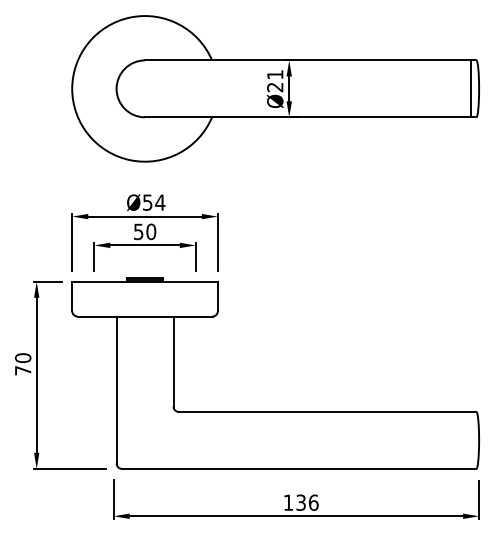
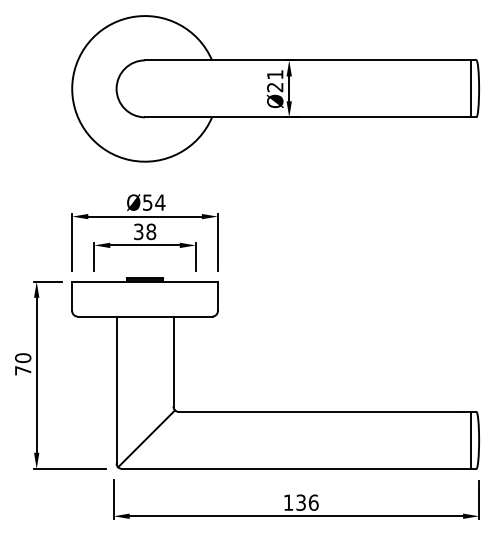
text: 50 -> 38 (145, 231)
line: none -> present (146, 438)
line: none -> present (471, 439)
